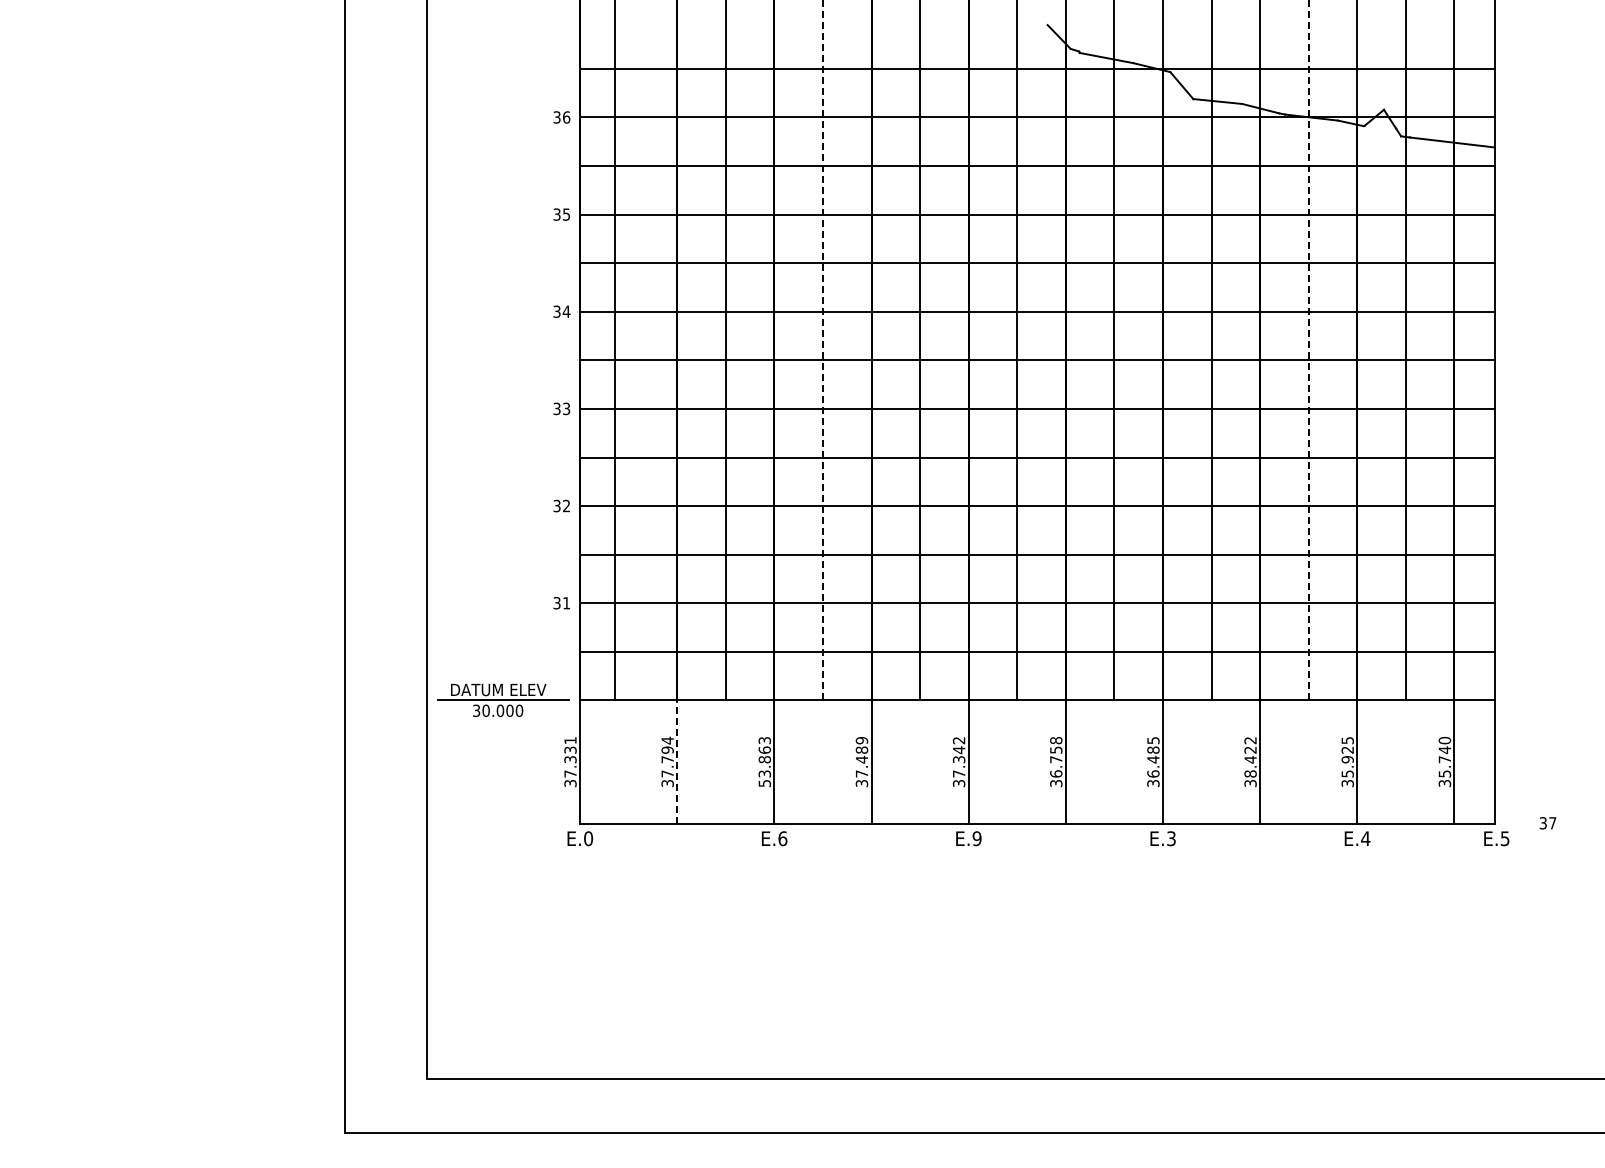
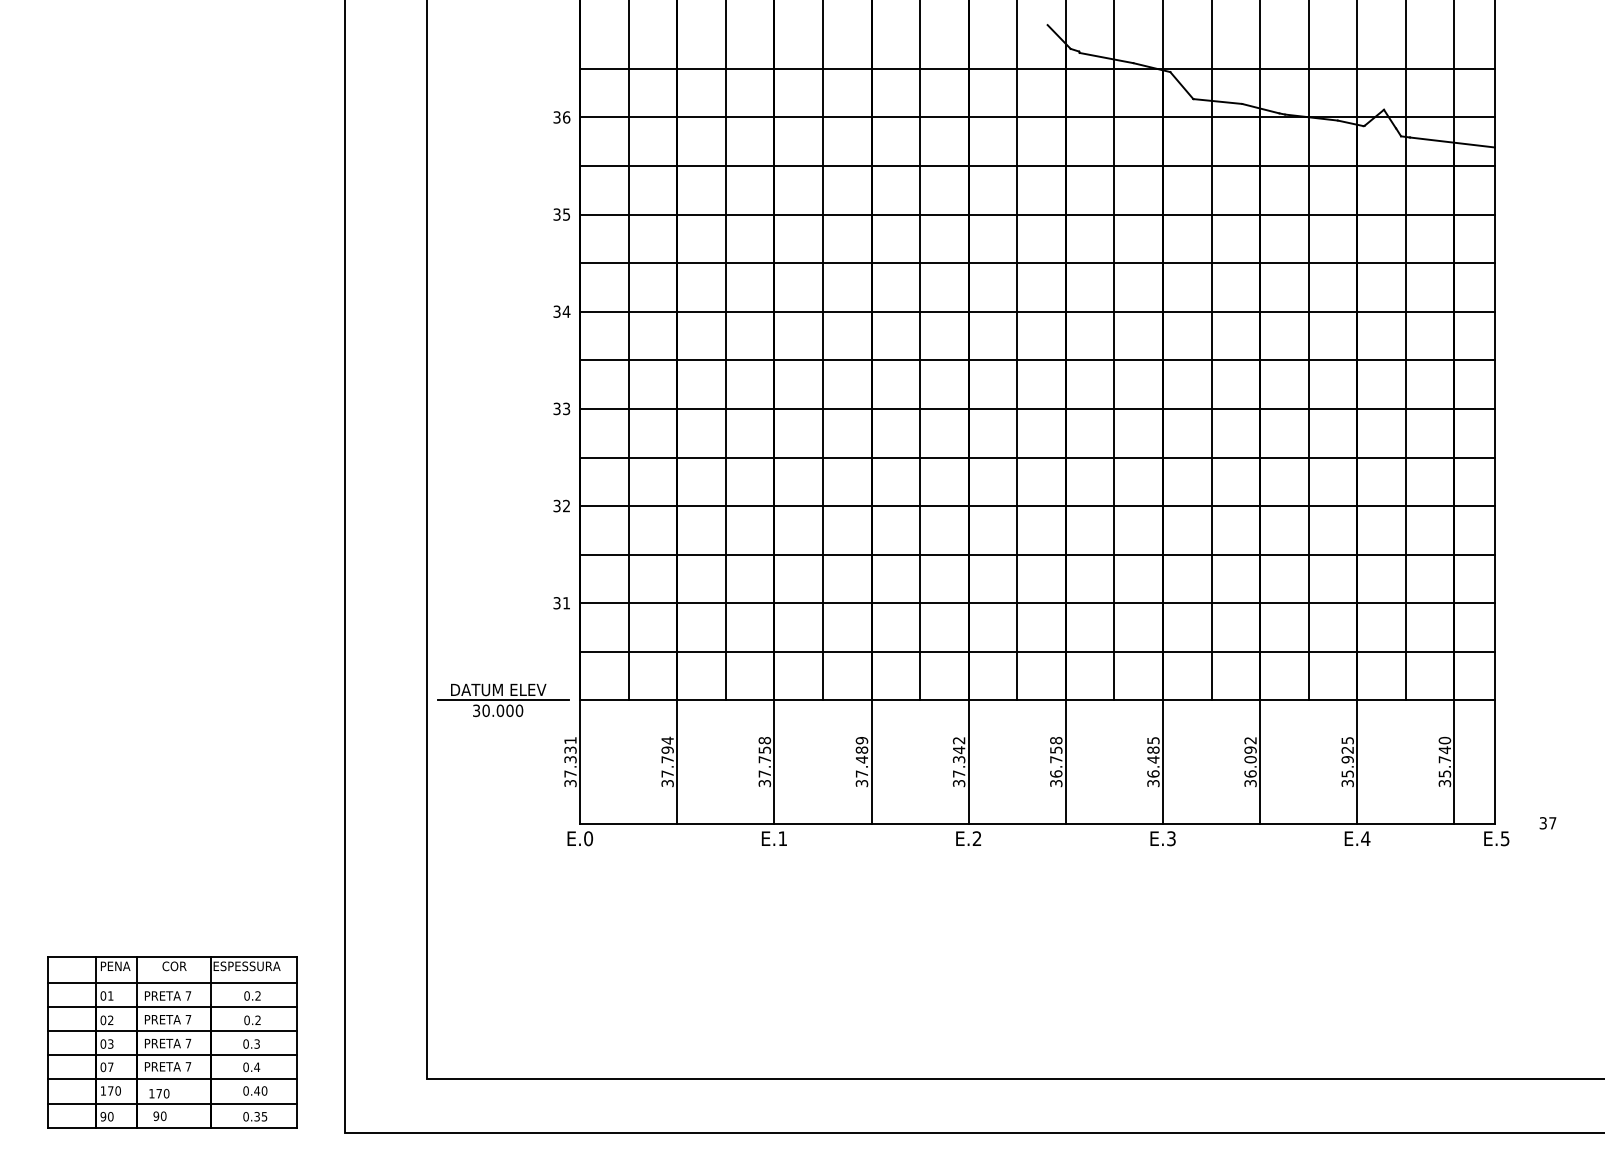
line: dashed -> solid (822, 349)
line: dashed -> solid (1308, 349)
line position: (614, 351) -> (628, 351) (628, 351)
text: 53.863 -> 37.758 (764, 761)
text: 38.422 -> 36.092 (1250, 761)
line: dashed -> solid (677, 762)
text: E.6 -> E.1 (782, 838)
text: E.9 -> E.2 (976, 838)
part: none -> present (172, 1042)
